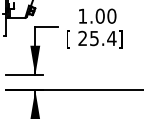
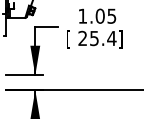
text: 1.00 -> 1.05 (111, 15)
